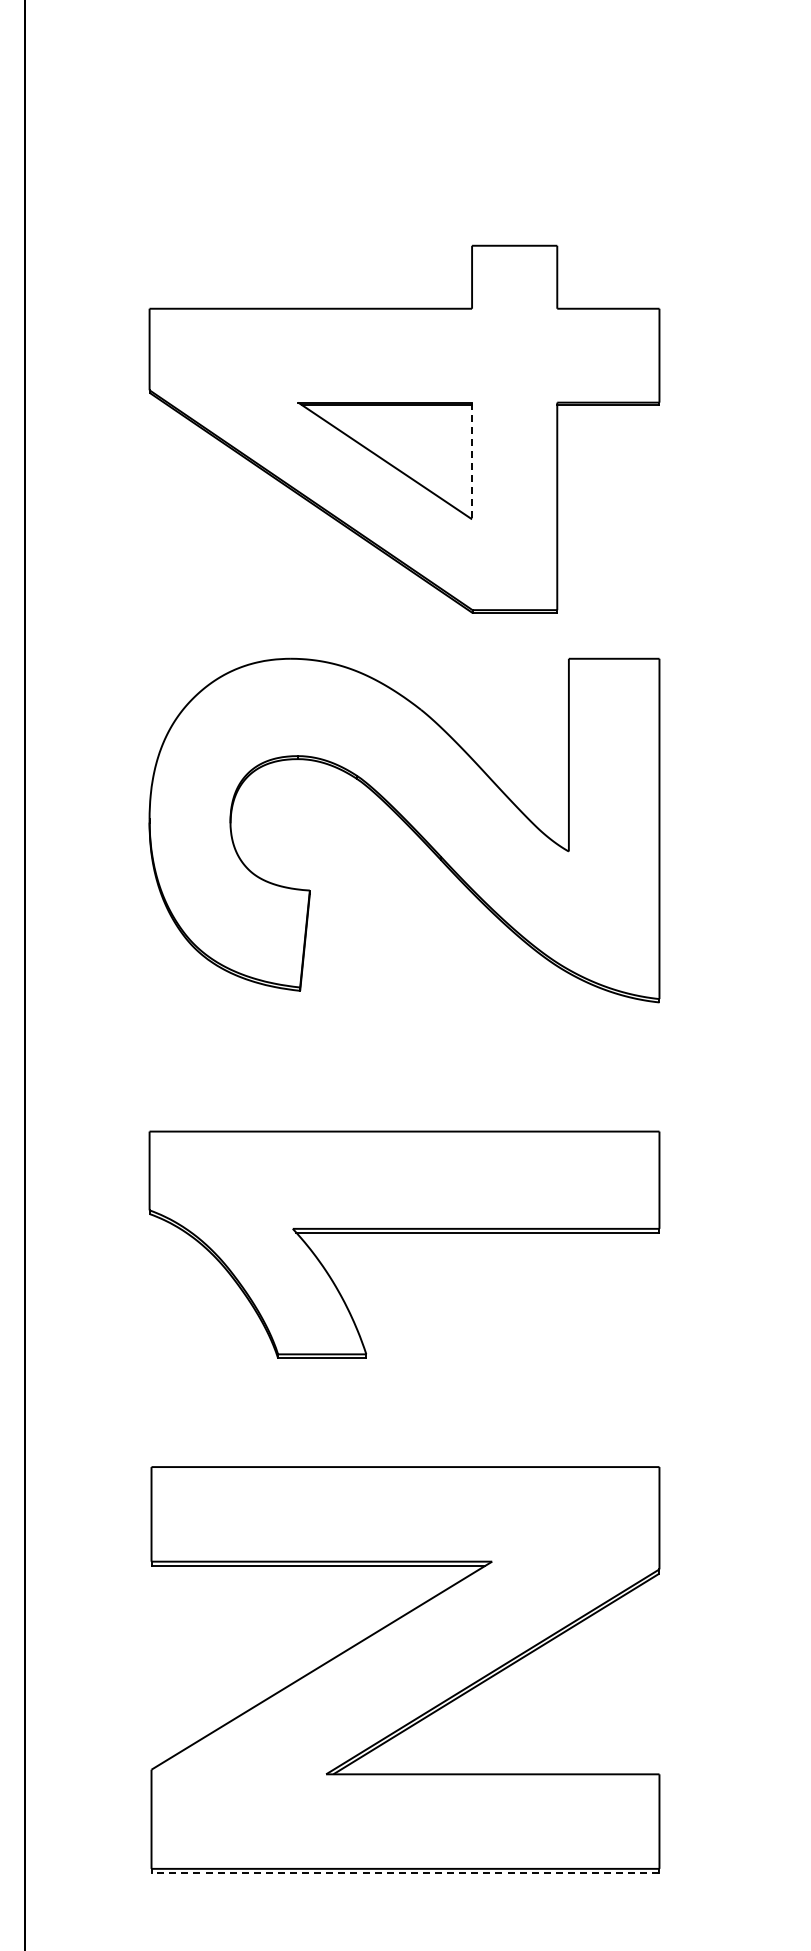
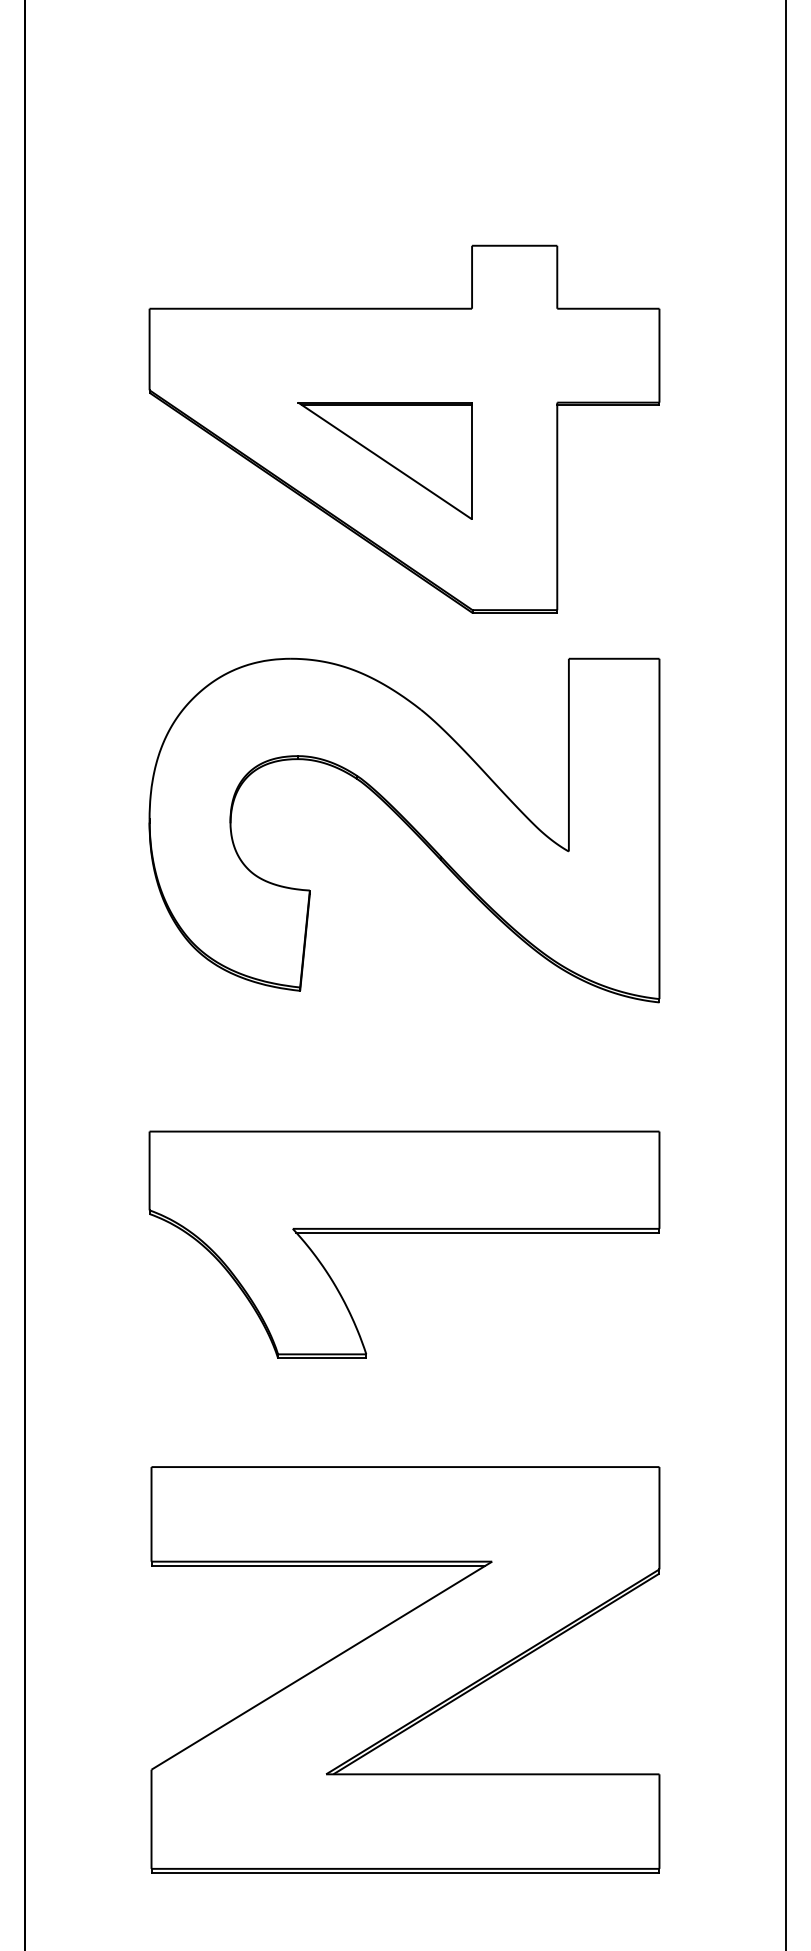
line: dashed -> solid (472, 461)
line: none -> present (786, 974)
line: dashed -> solid (405, 1873)
